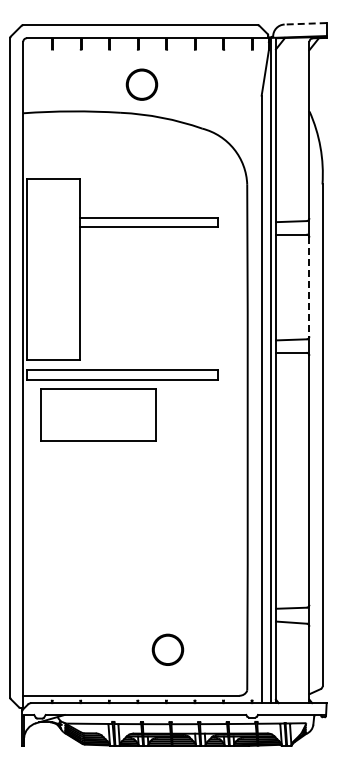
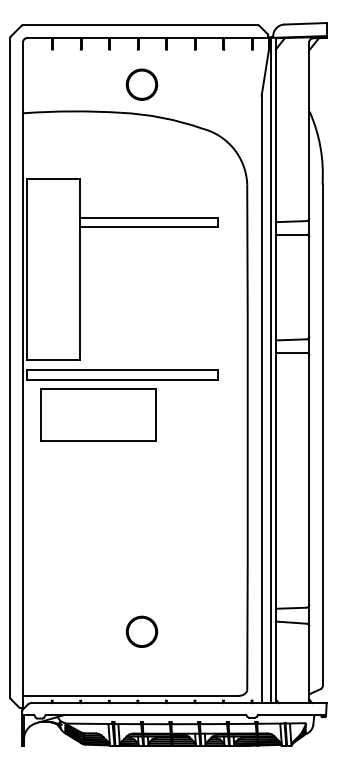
line: dashed -> solid (305, 23)
line: dashed -> solid (309, 286)
part position: (167, 649) -> (141, 631) (141, 631)
